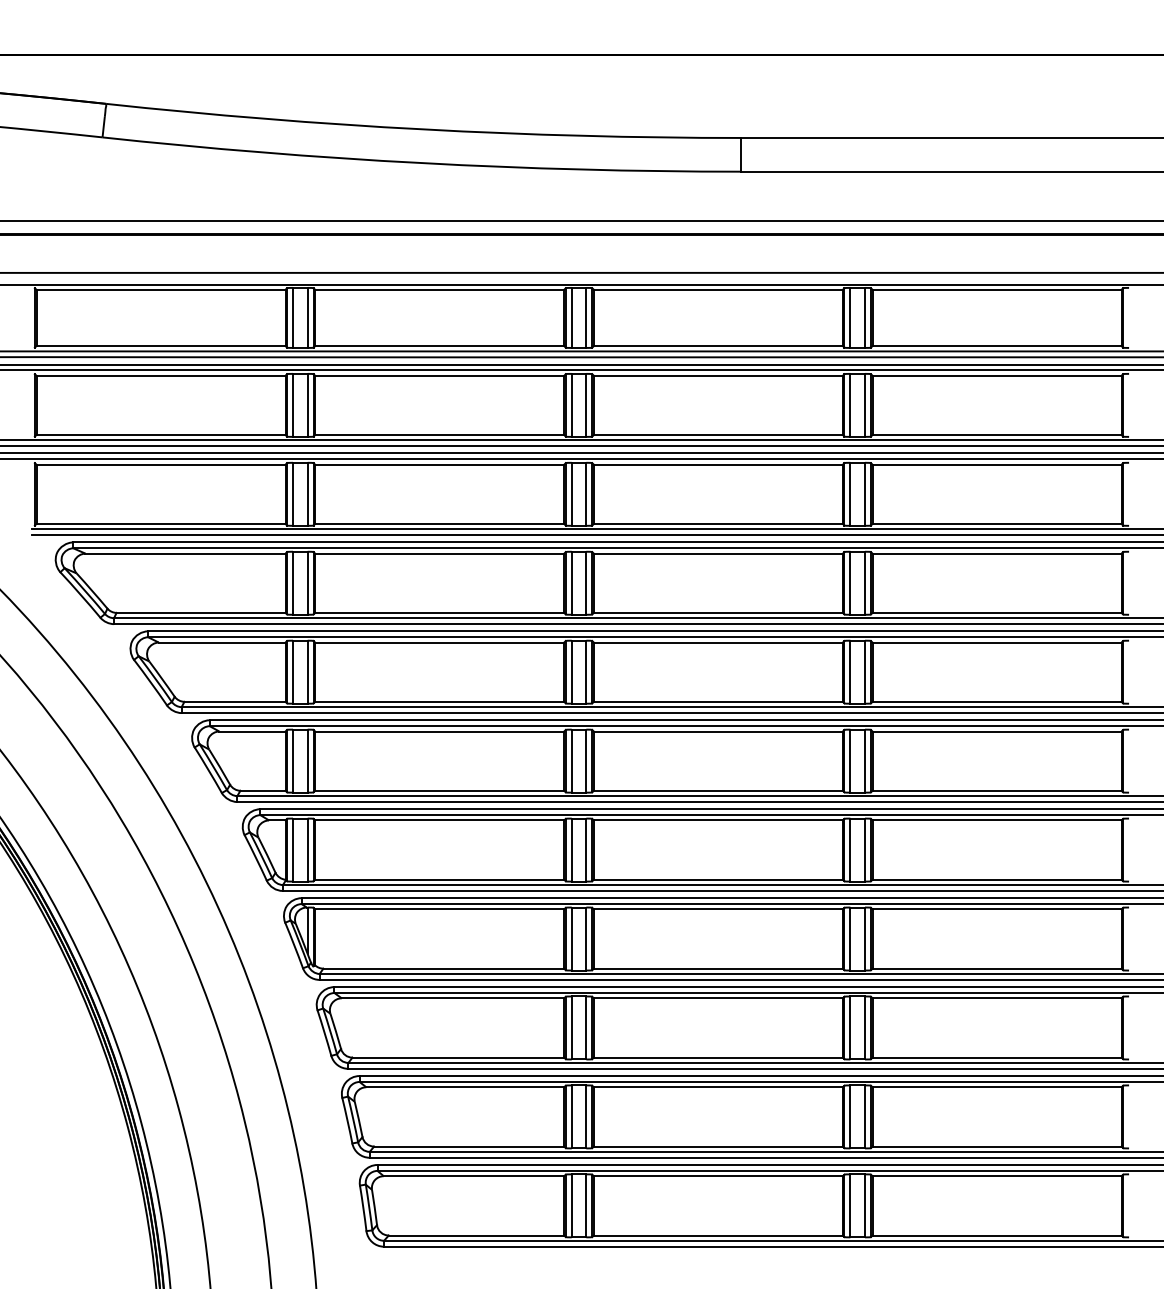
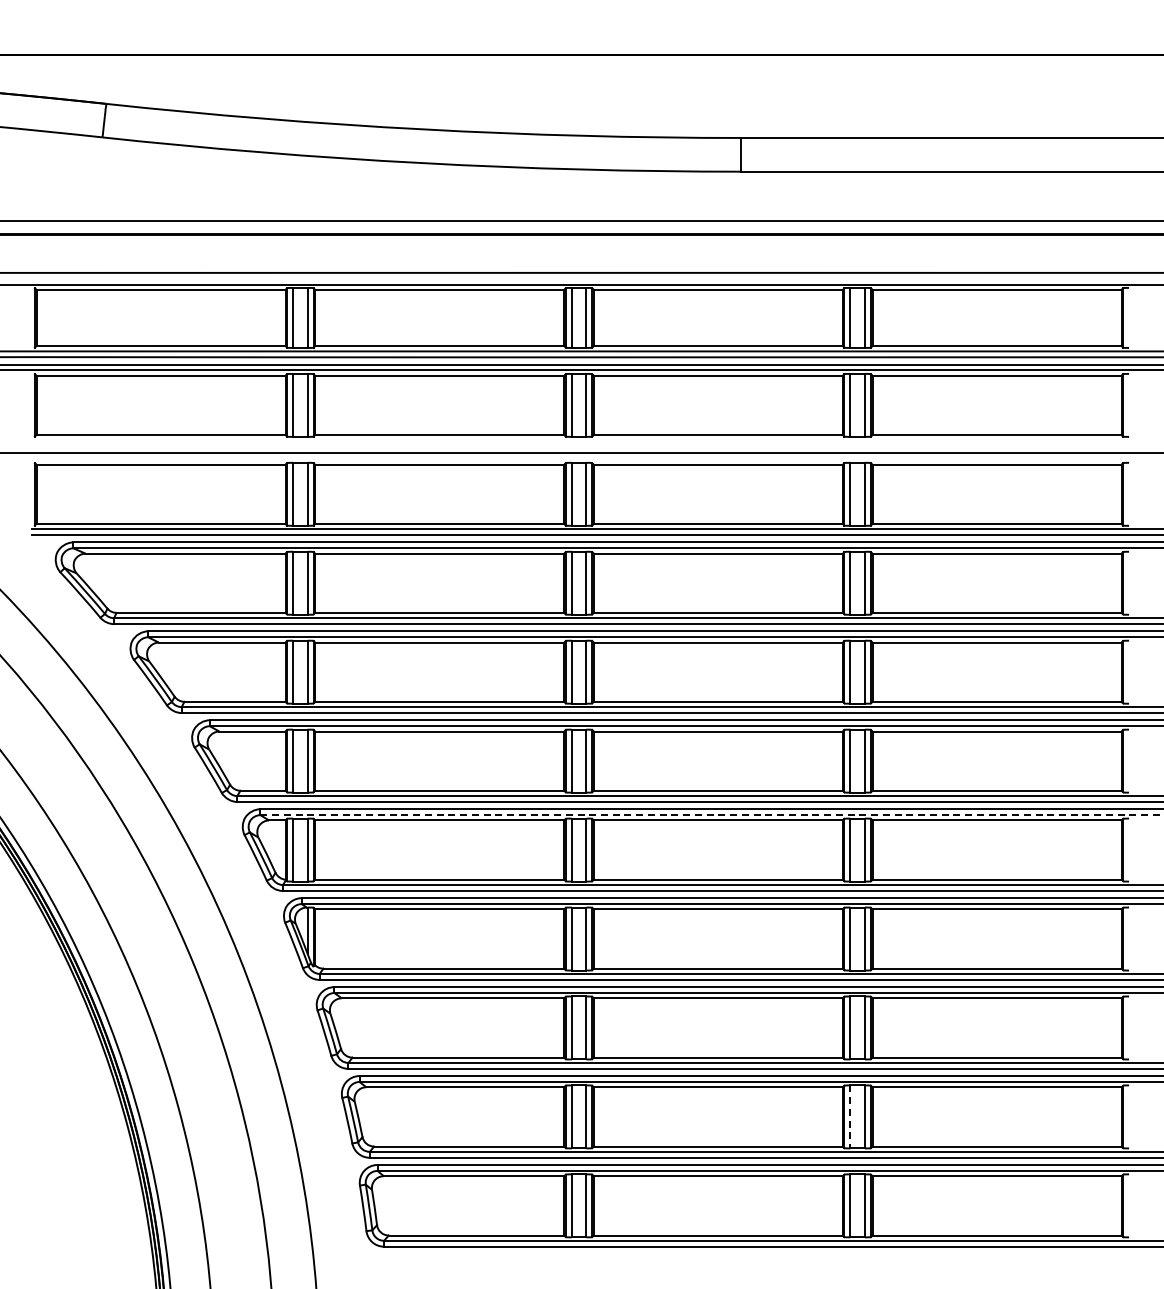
line: present -> none (581, 440)
line: present -> none (581, 446)
line: present -> none (581, 459)
line: solid -> dashed (712, 815)
line: solid -> dashed (850, 1116)
